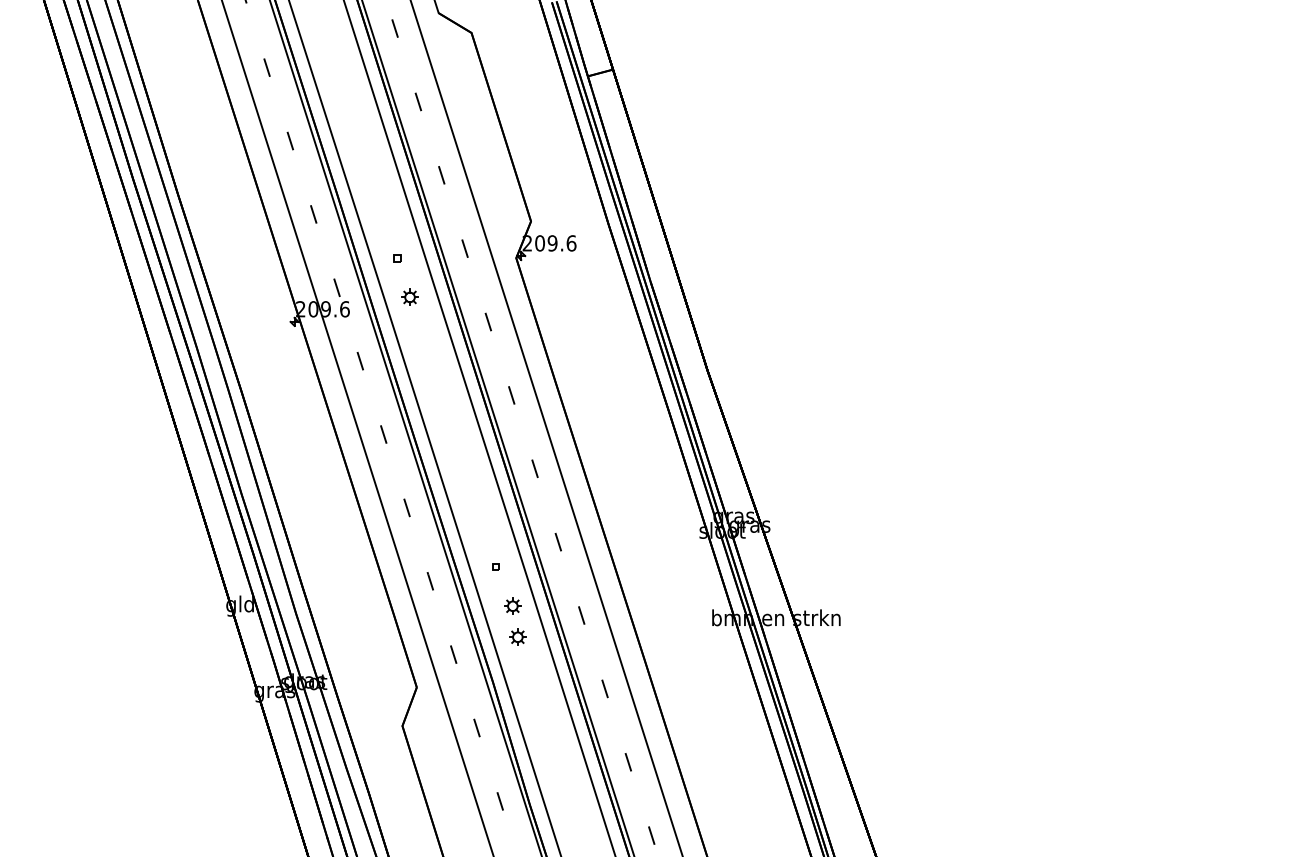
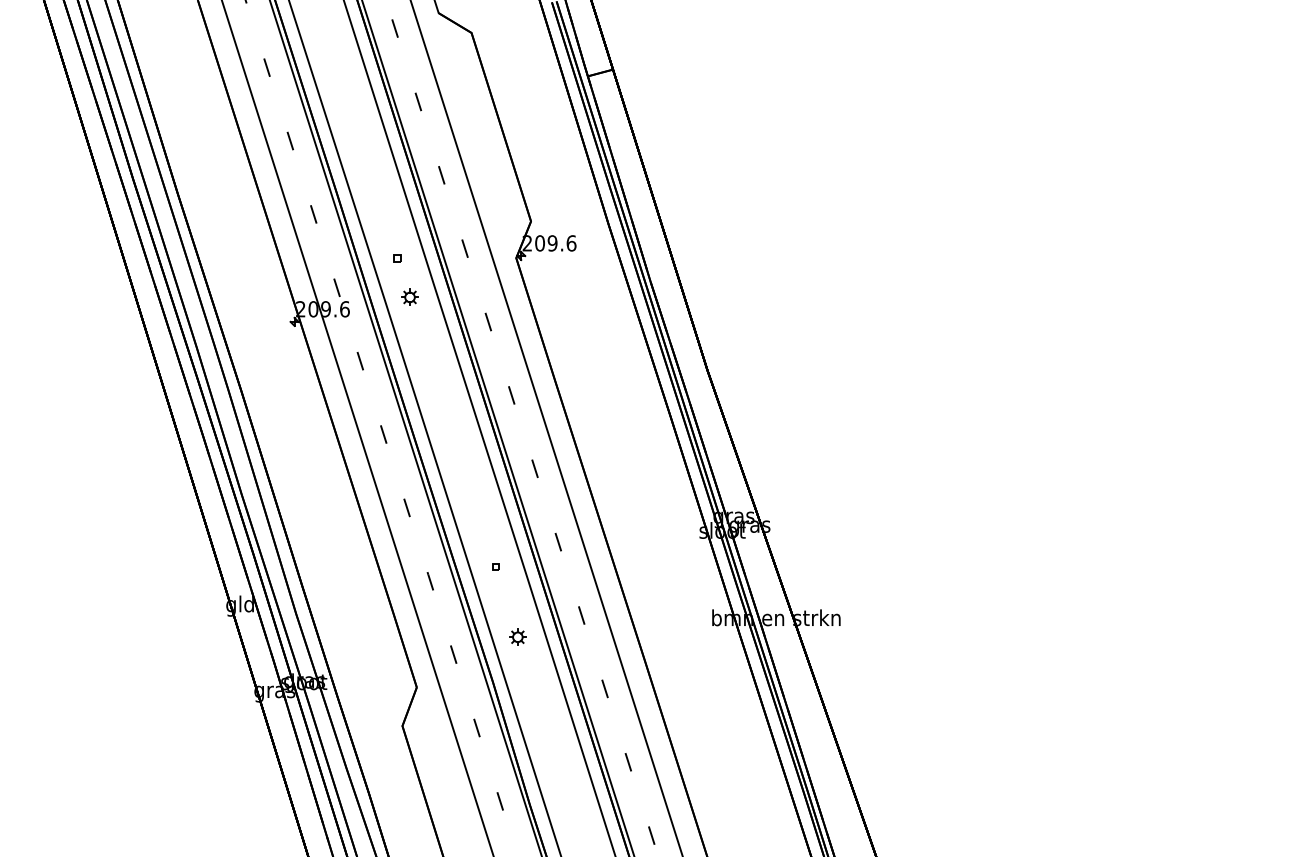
part: present -> none (512, 605)
